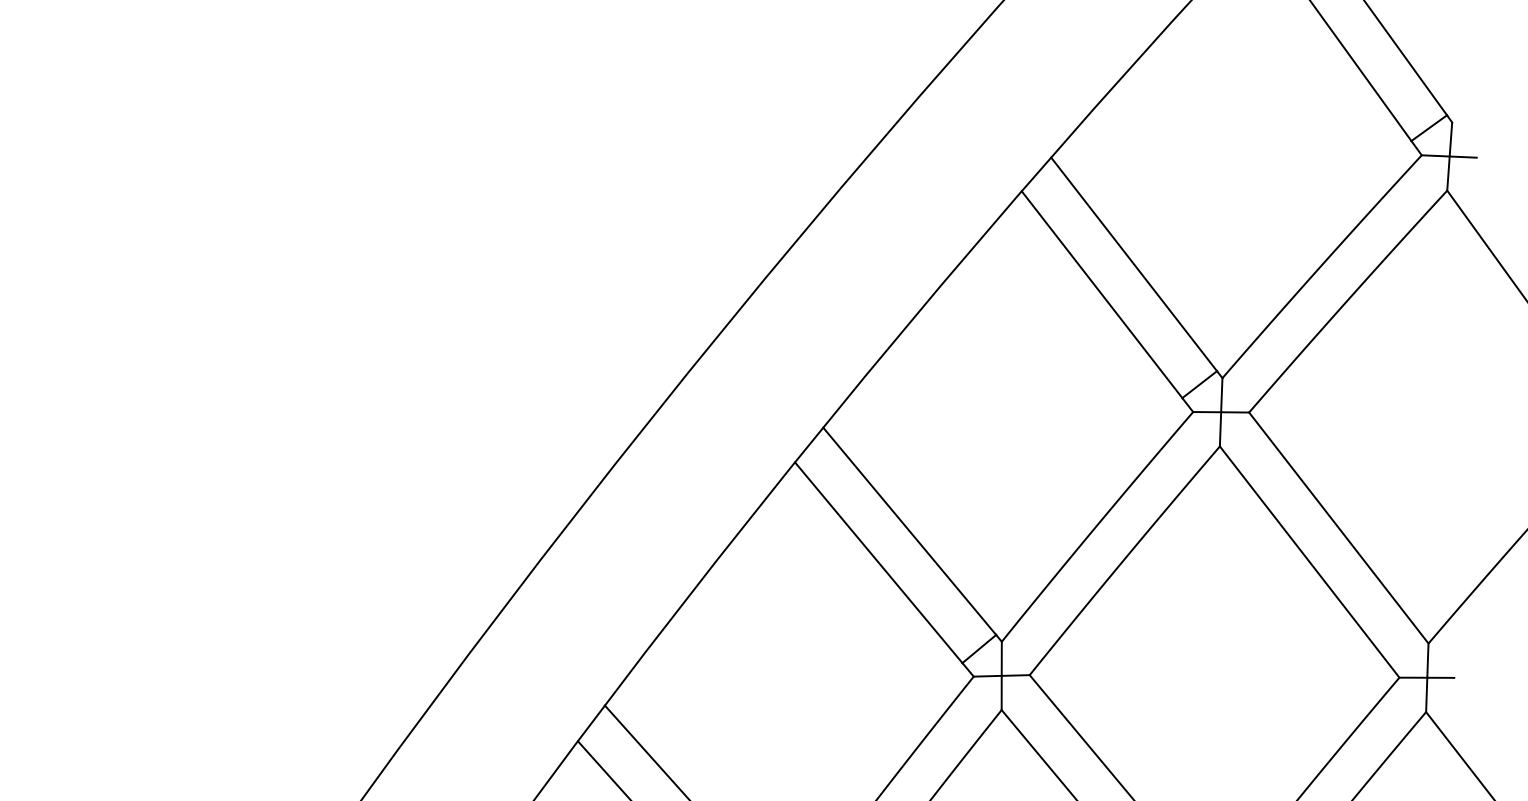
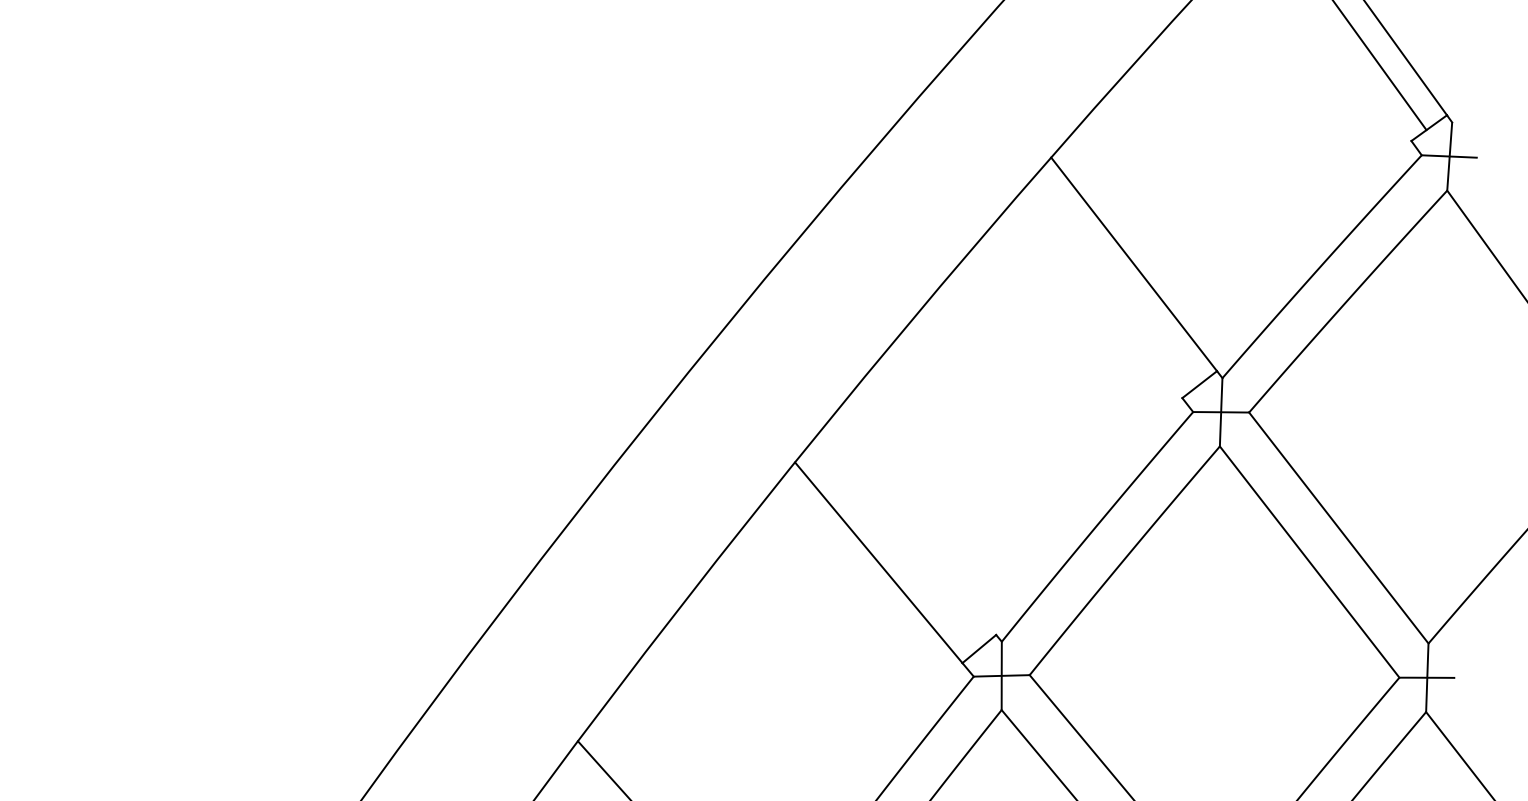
line position: (1361, 71) -> (1380, 66) (1380, 66)
line: present -> none (1101, 294)
line: present -> none (909, 530)
line: present -> none (645, 751)
